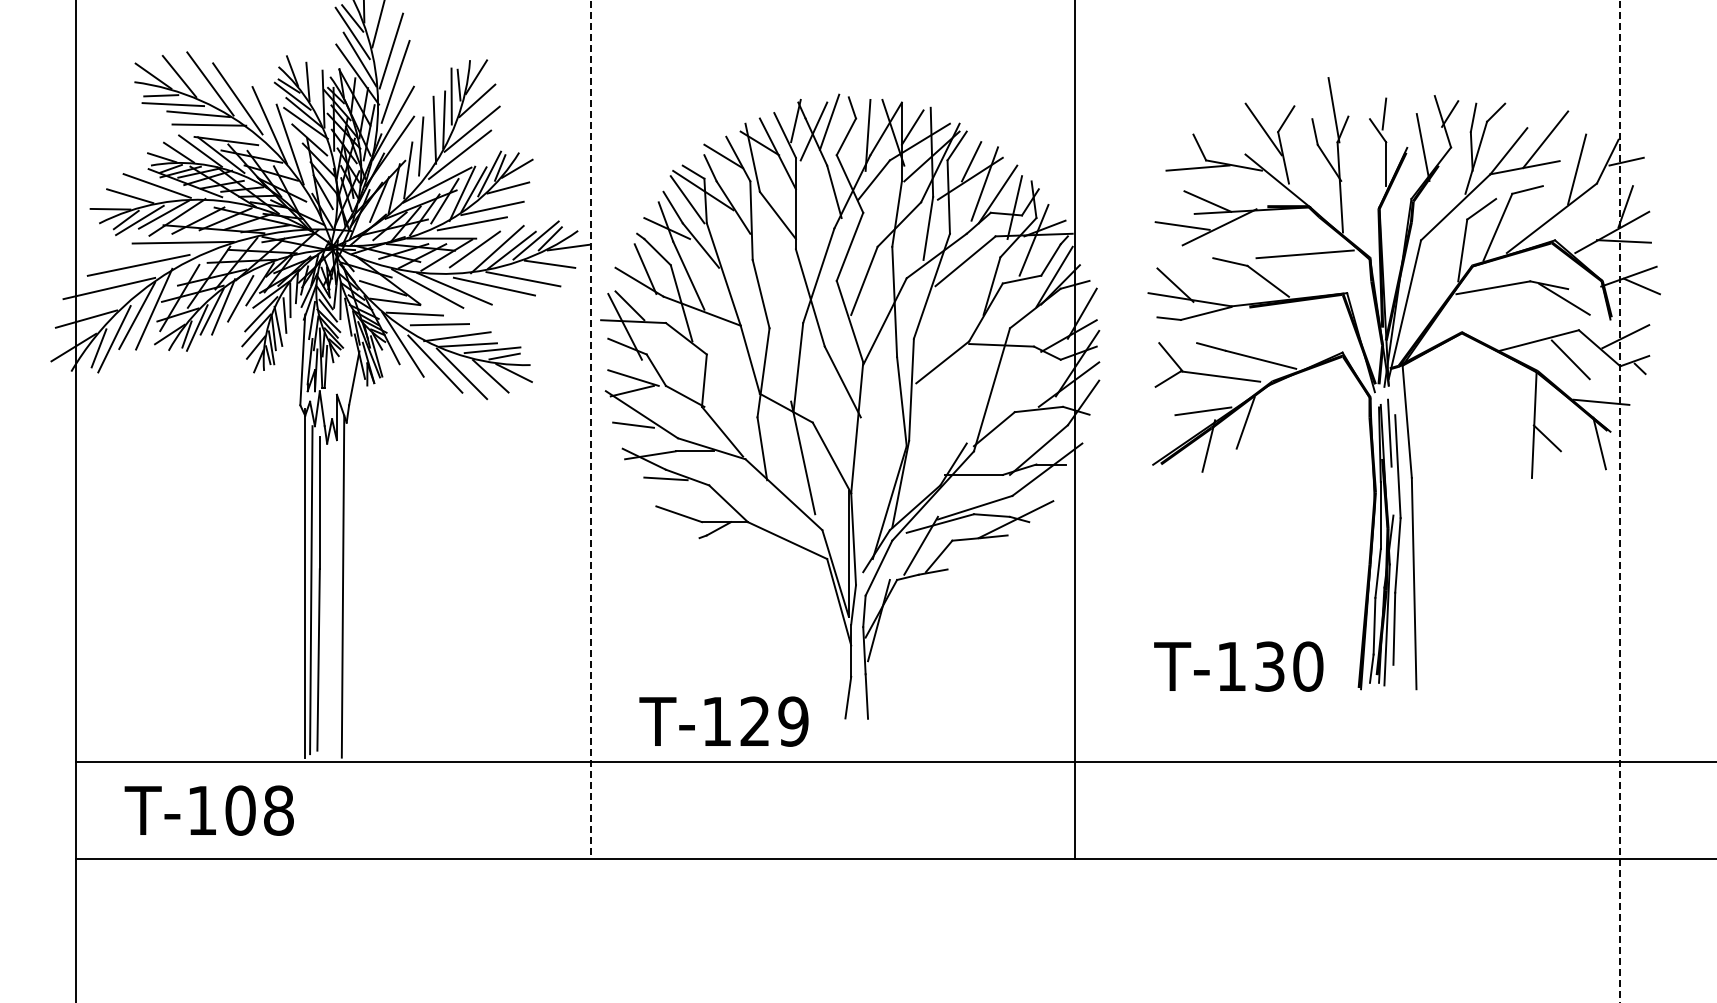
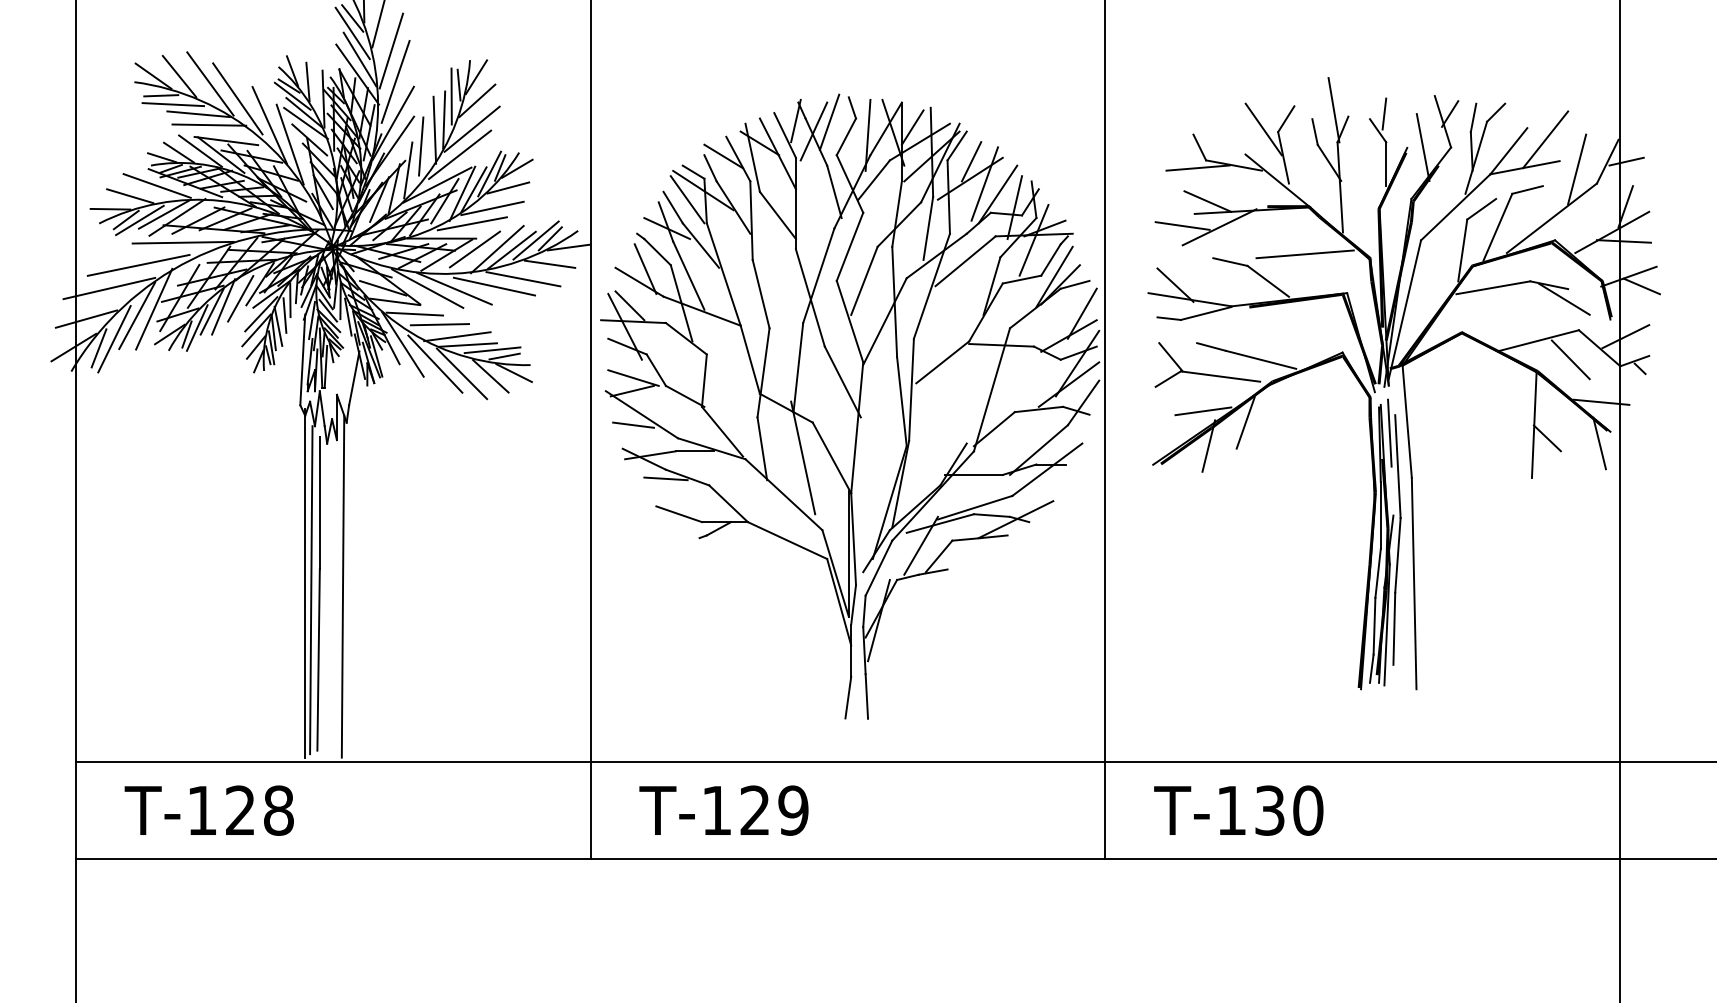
line: dashed -> solid (590, 430)
line position: (1075, 430) -> (1105, 430) (1105, 430)
line: dashed -> solid (1620, 501)
text position: (1238, 666) -> (1238, 810) (1238, 810)
text position: (723, 721) -> (723, 810) (723, 810)
text: T-108 -> T-128 (240, 810)
